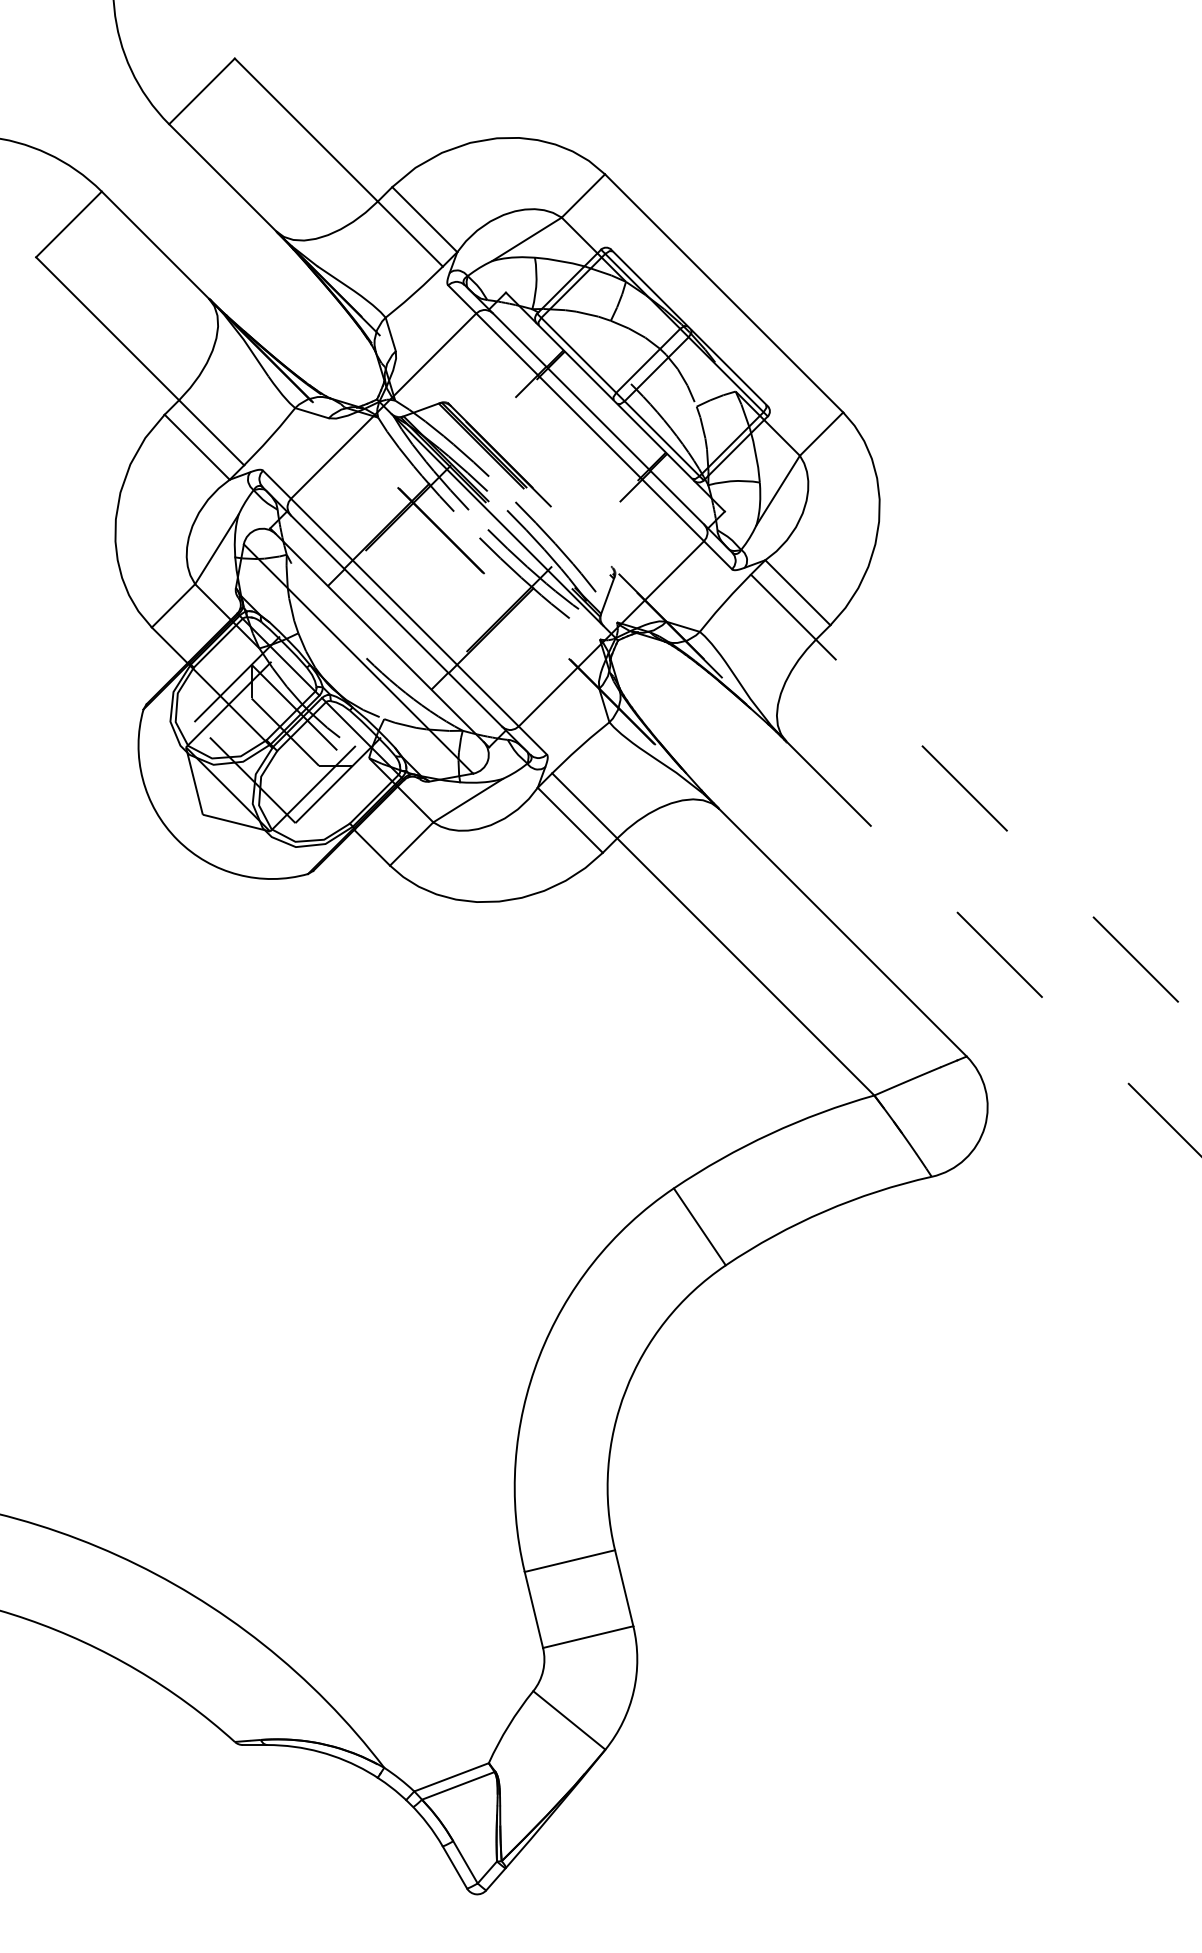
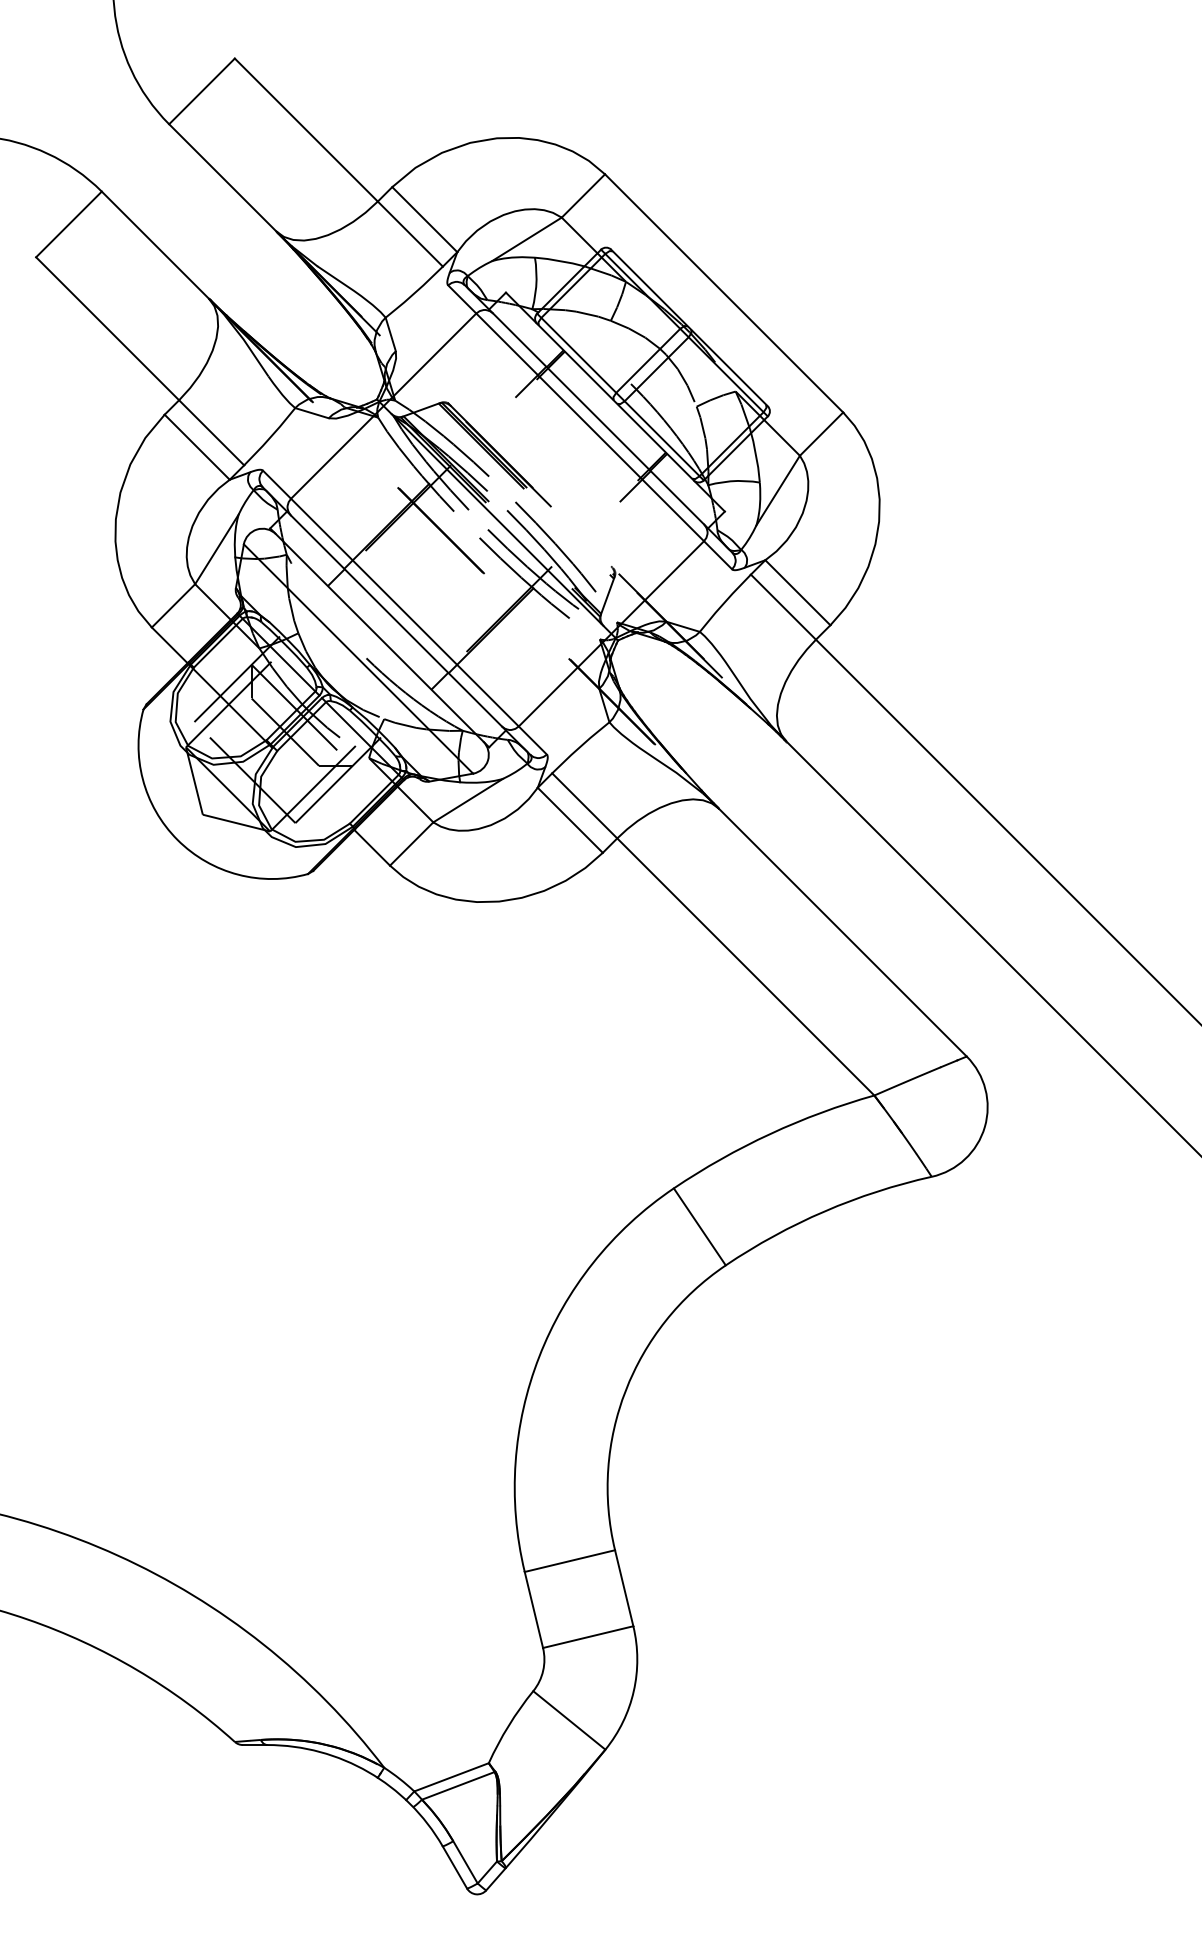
line: dashed -> solid (976, 800)
line: dashed -> solid (993, 948)
